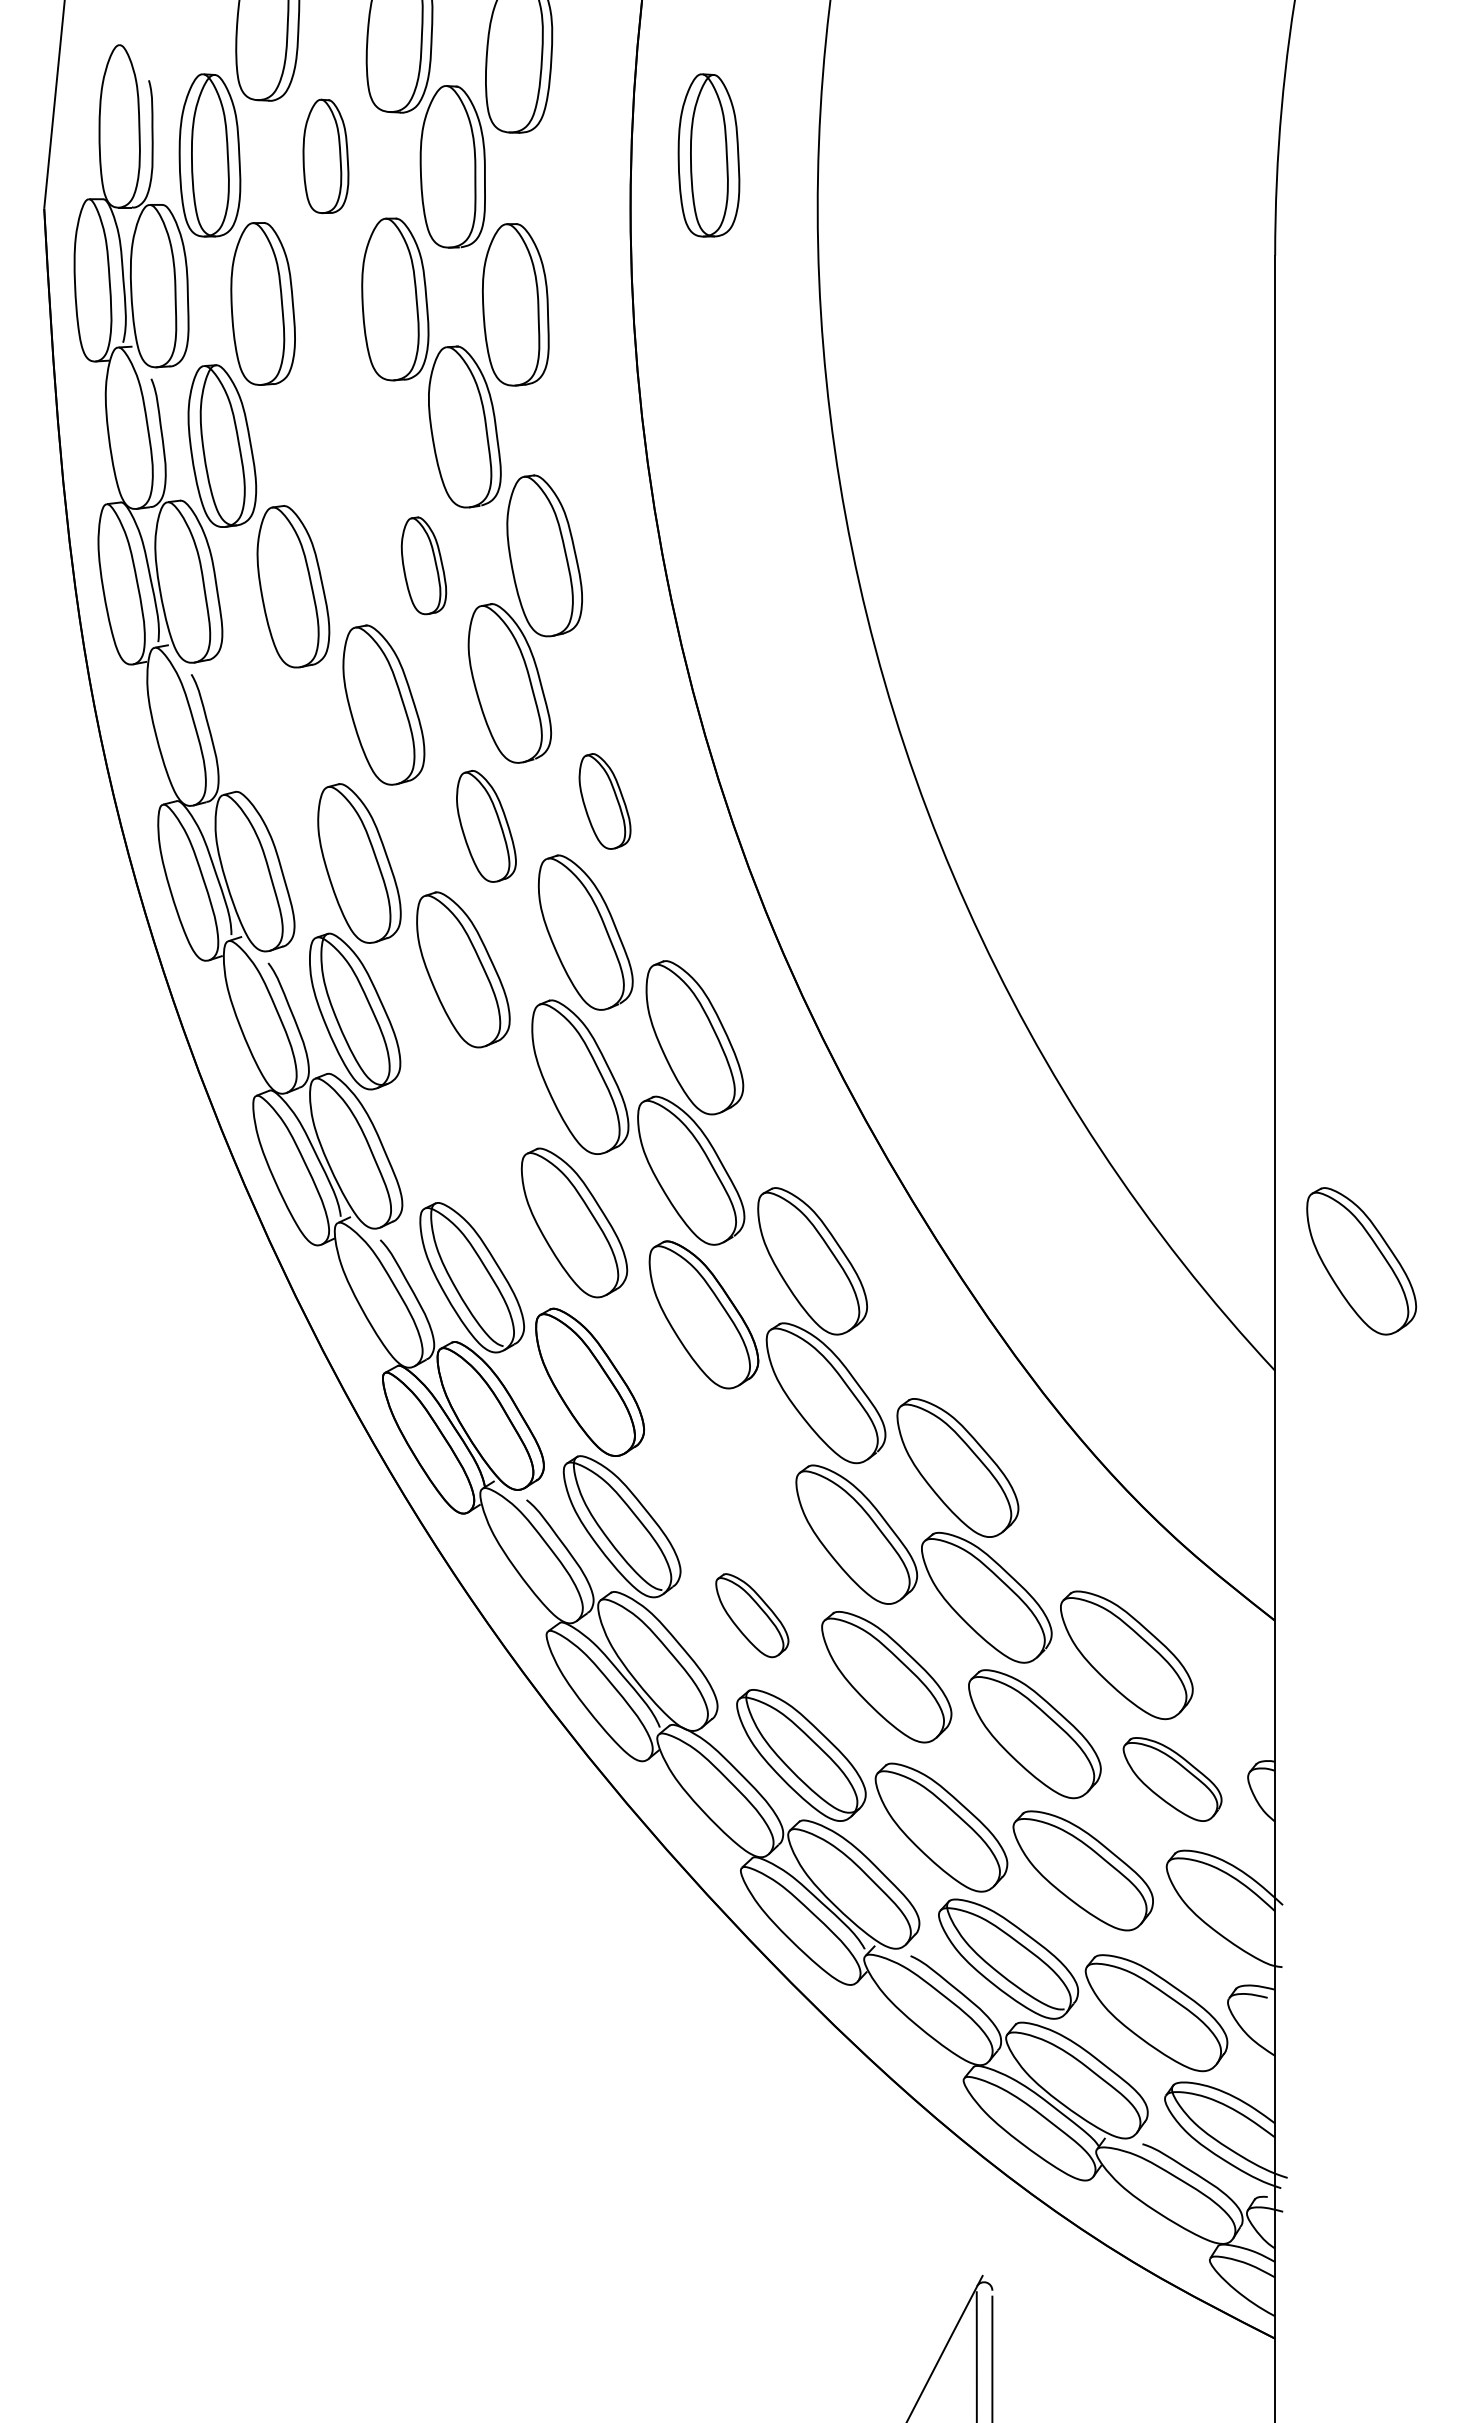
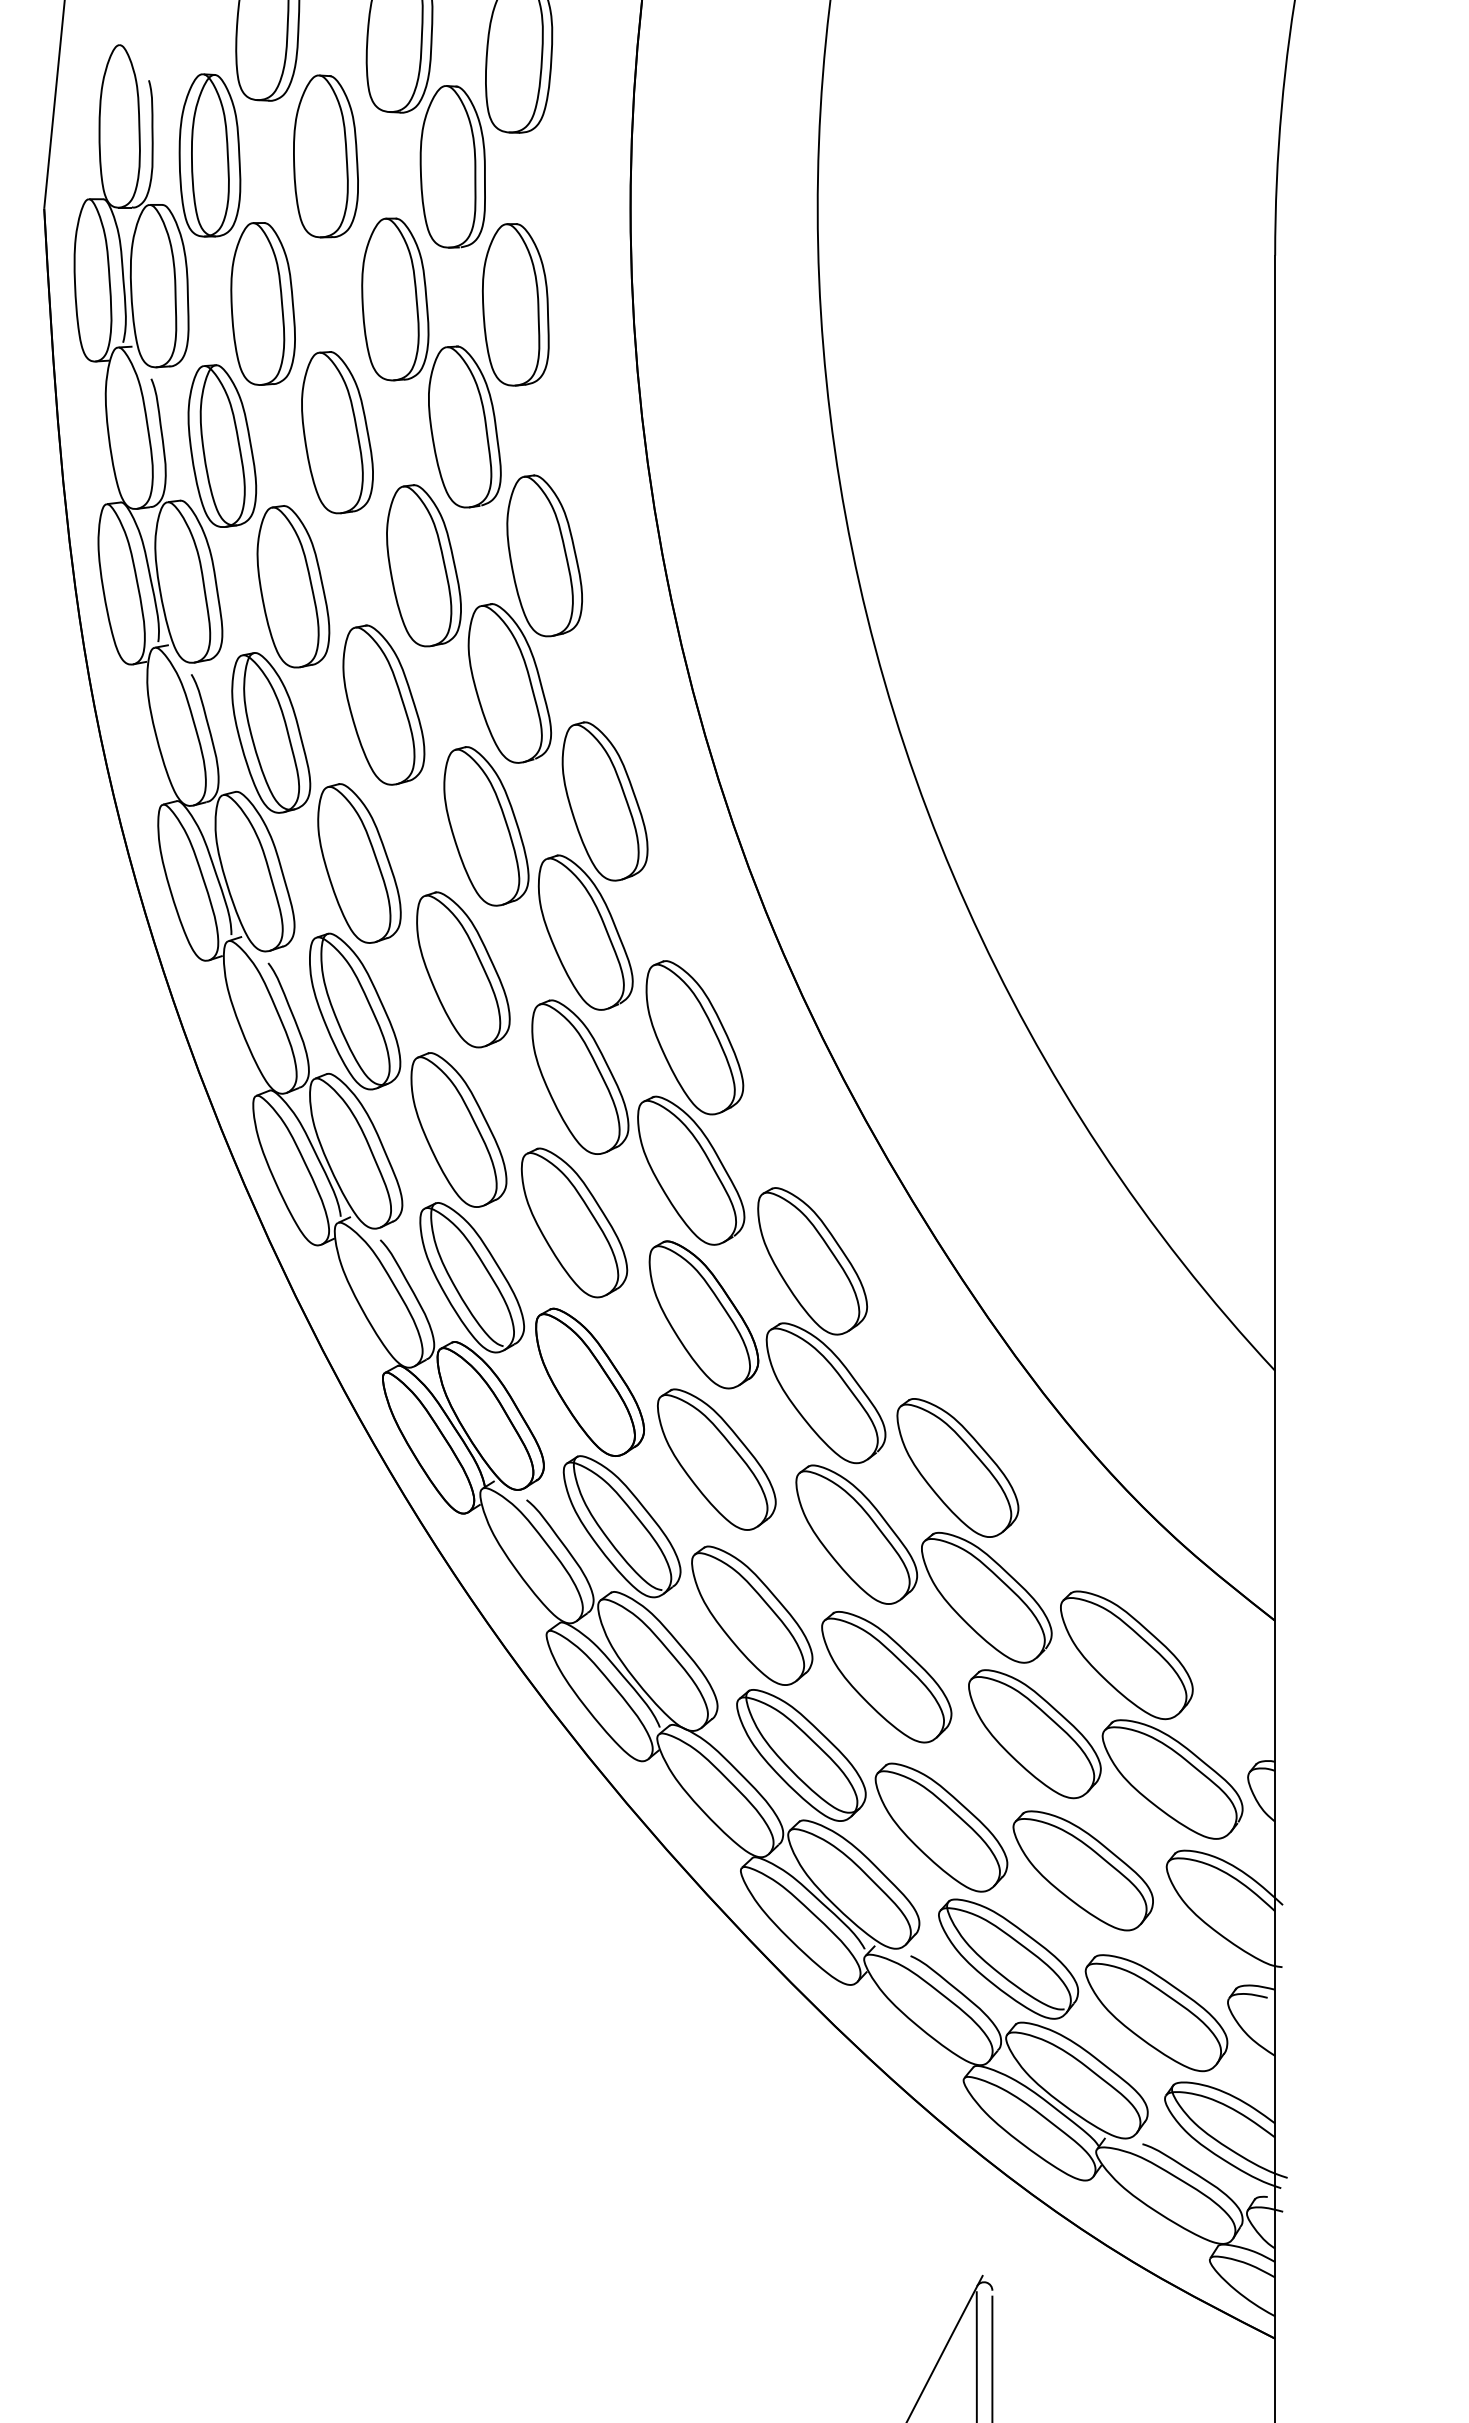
part: present -> none (708, 155)
part size: 48x117 px -> 66x165 px (325, 156)
part: none -> present (337, 432)
part size: 48x100 px -> 76x164 px (423, 565)
part: none -> present (271, 732)
part size: 54x97 px -> 88x161 px (604, 801)
part size: 61x114 px -> 87x161 px (486, 826)
part: none -> present (458, 1129)
part: present -> none (1361, 1261)
part: none -> present (716, 1459)
part size: 75x86 px -> 123x141 px (752, 1615)
part size: 101x85 px -> 143x121 px (1172, 1779)
